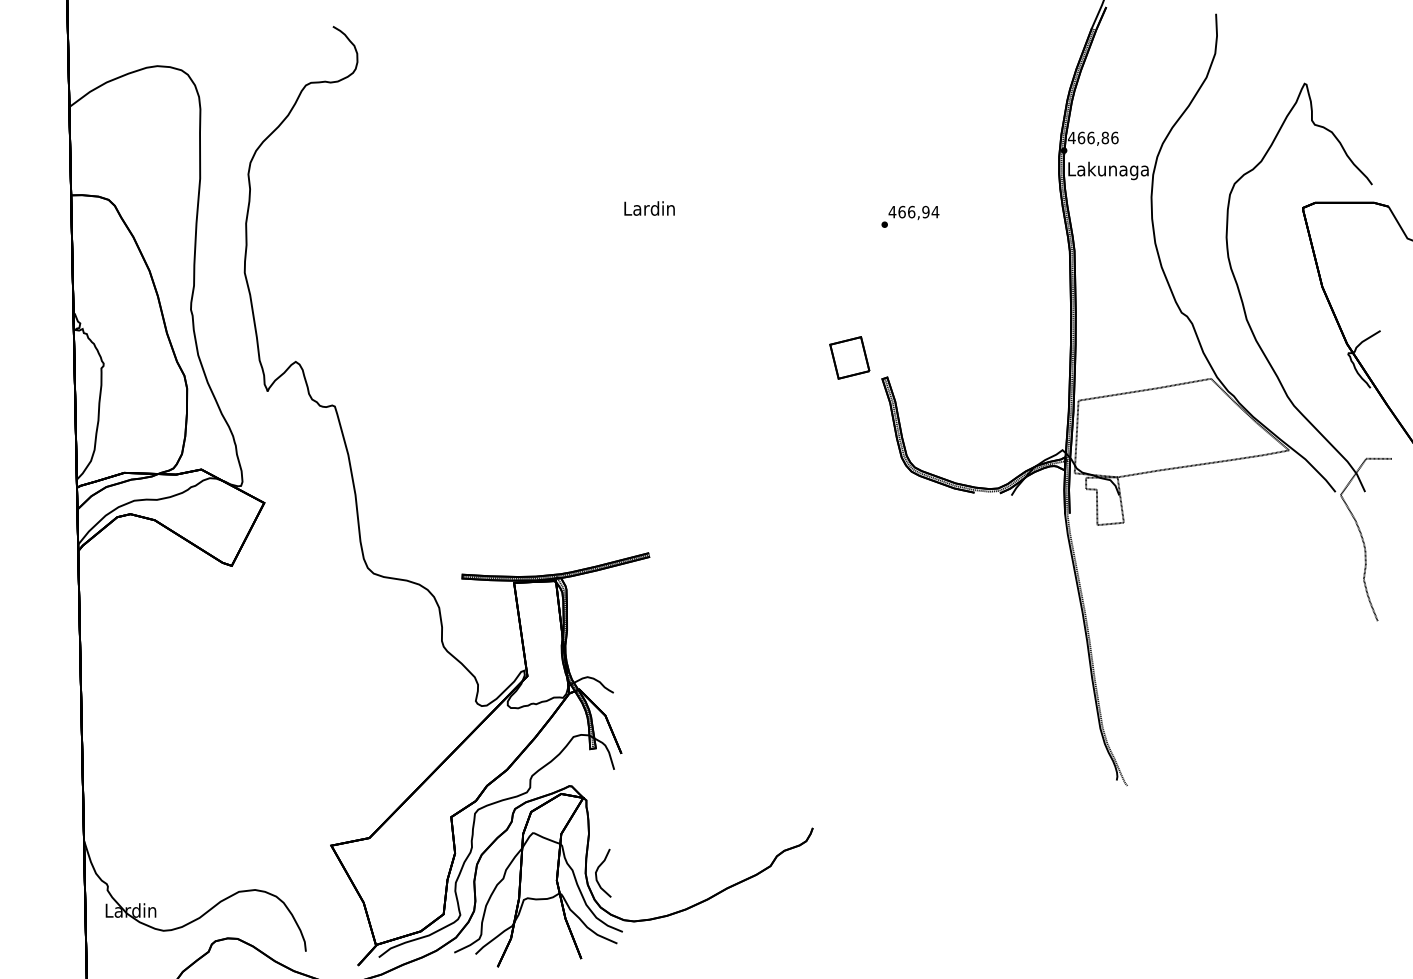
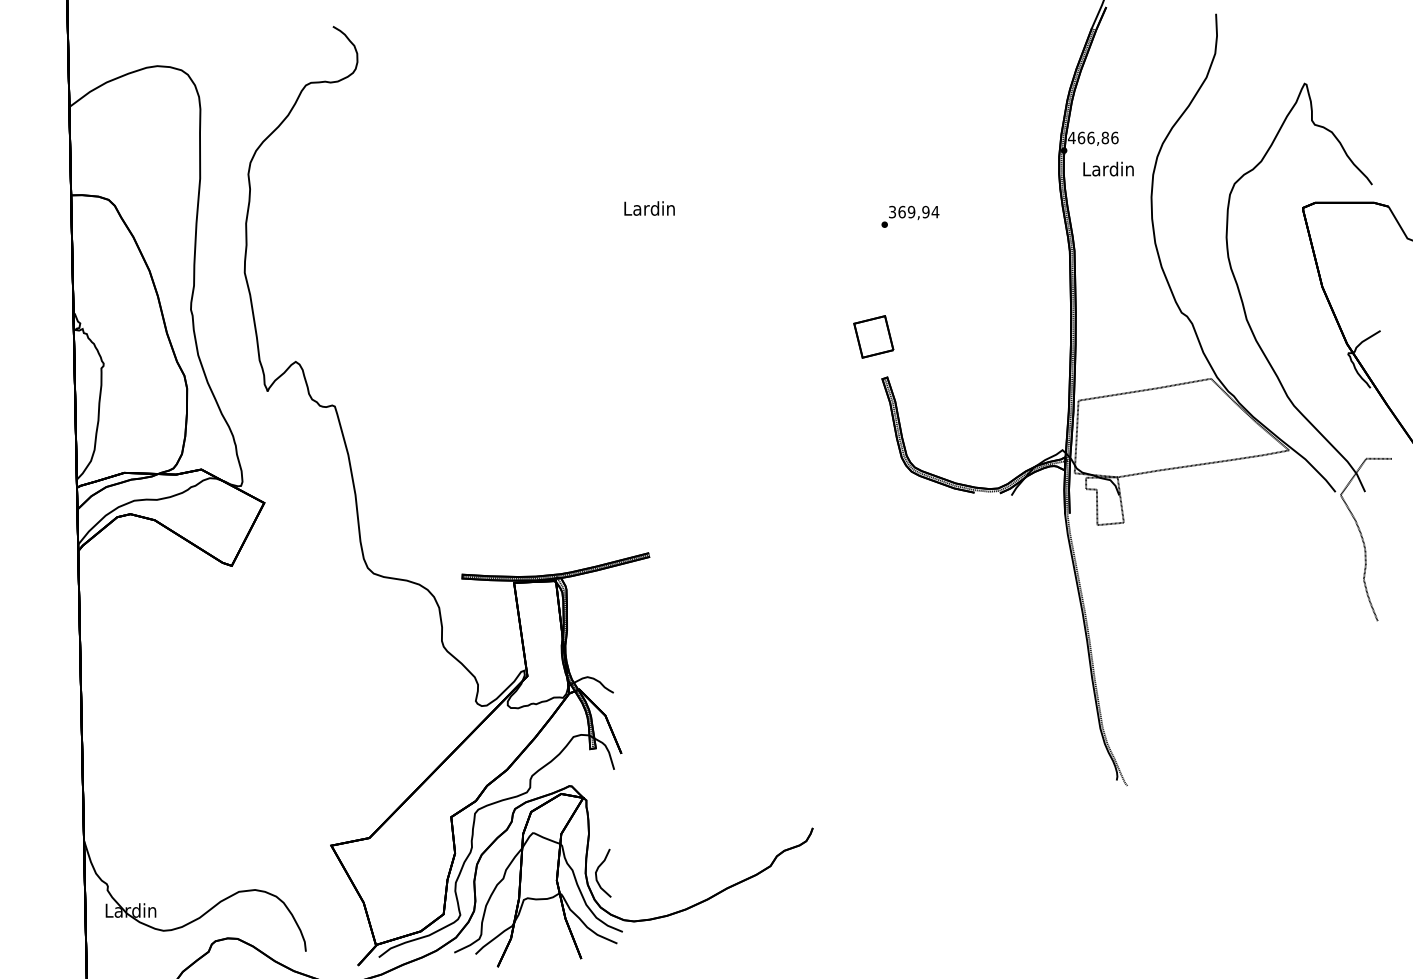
text: Lakunaga -> Lardin (1108, 170)
text: 466,94 -> 369,94 (901, 211)
part position: (849, 357) -> (873, 336) (873, 336)
